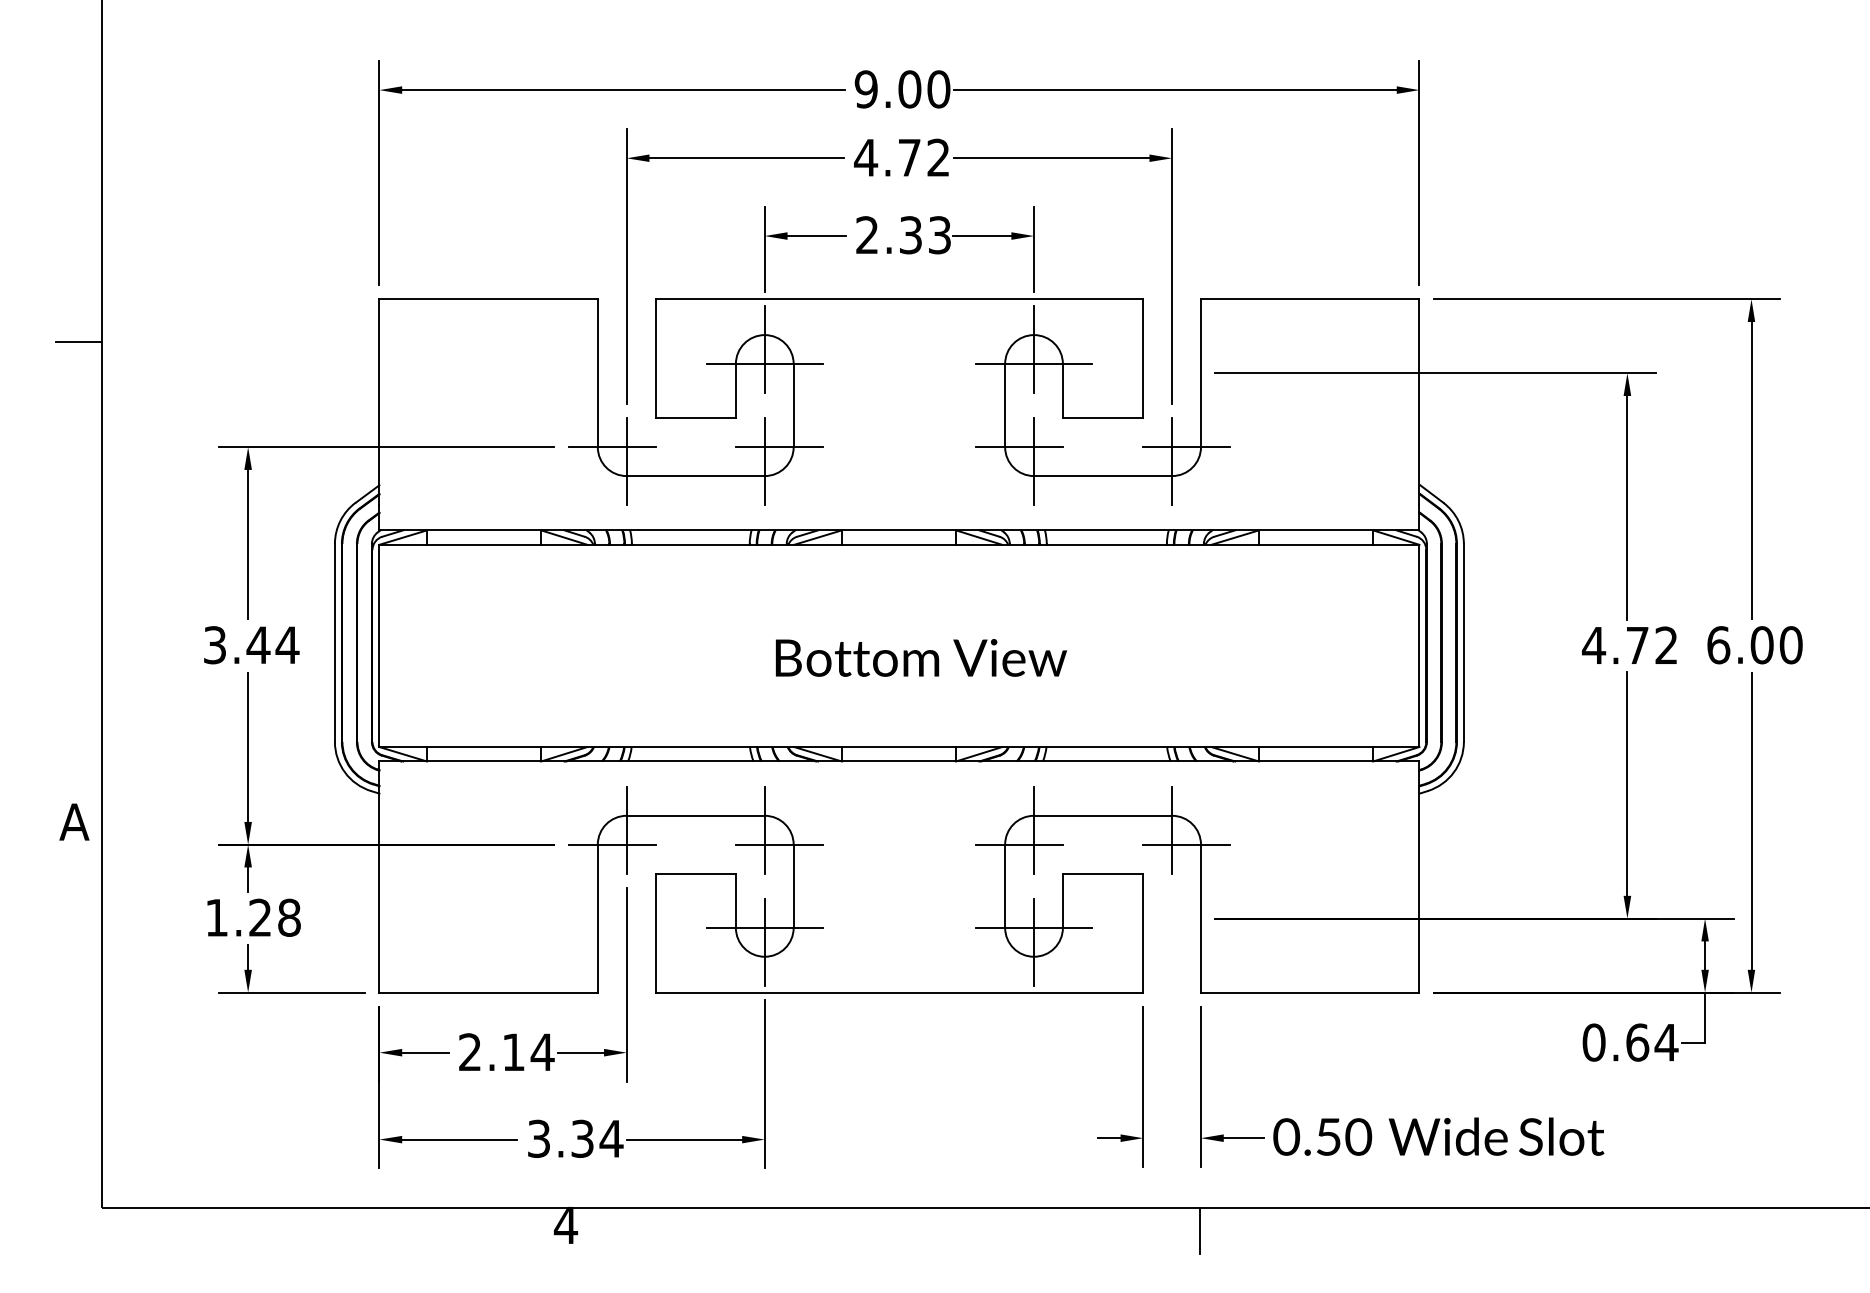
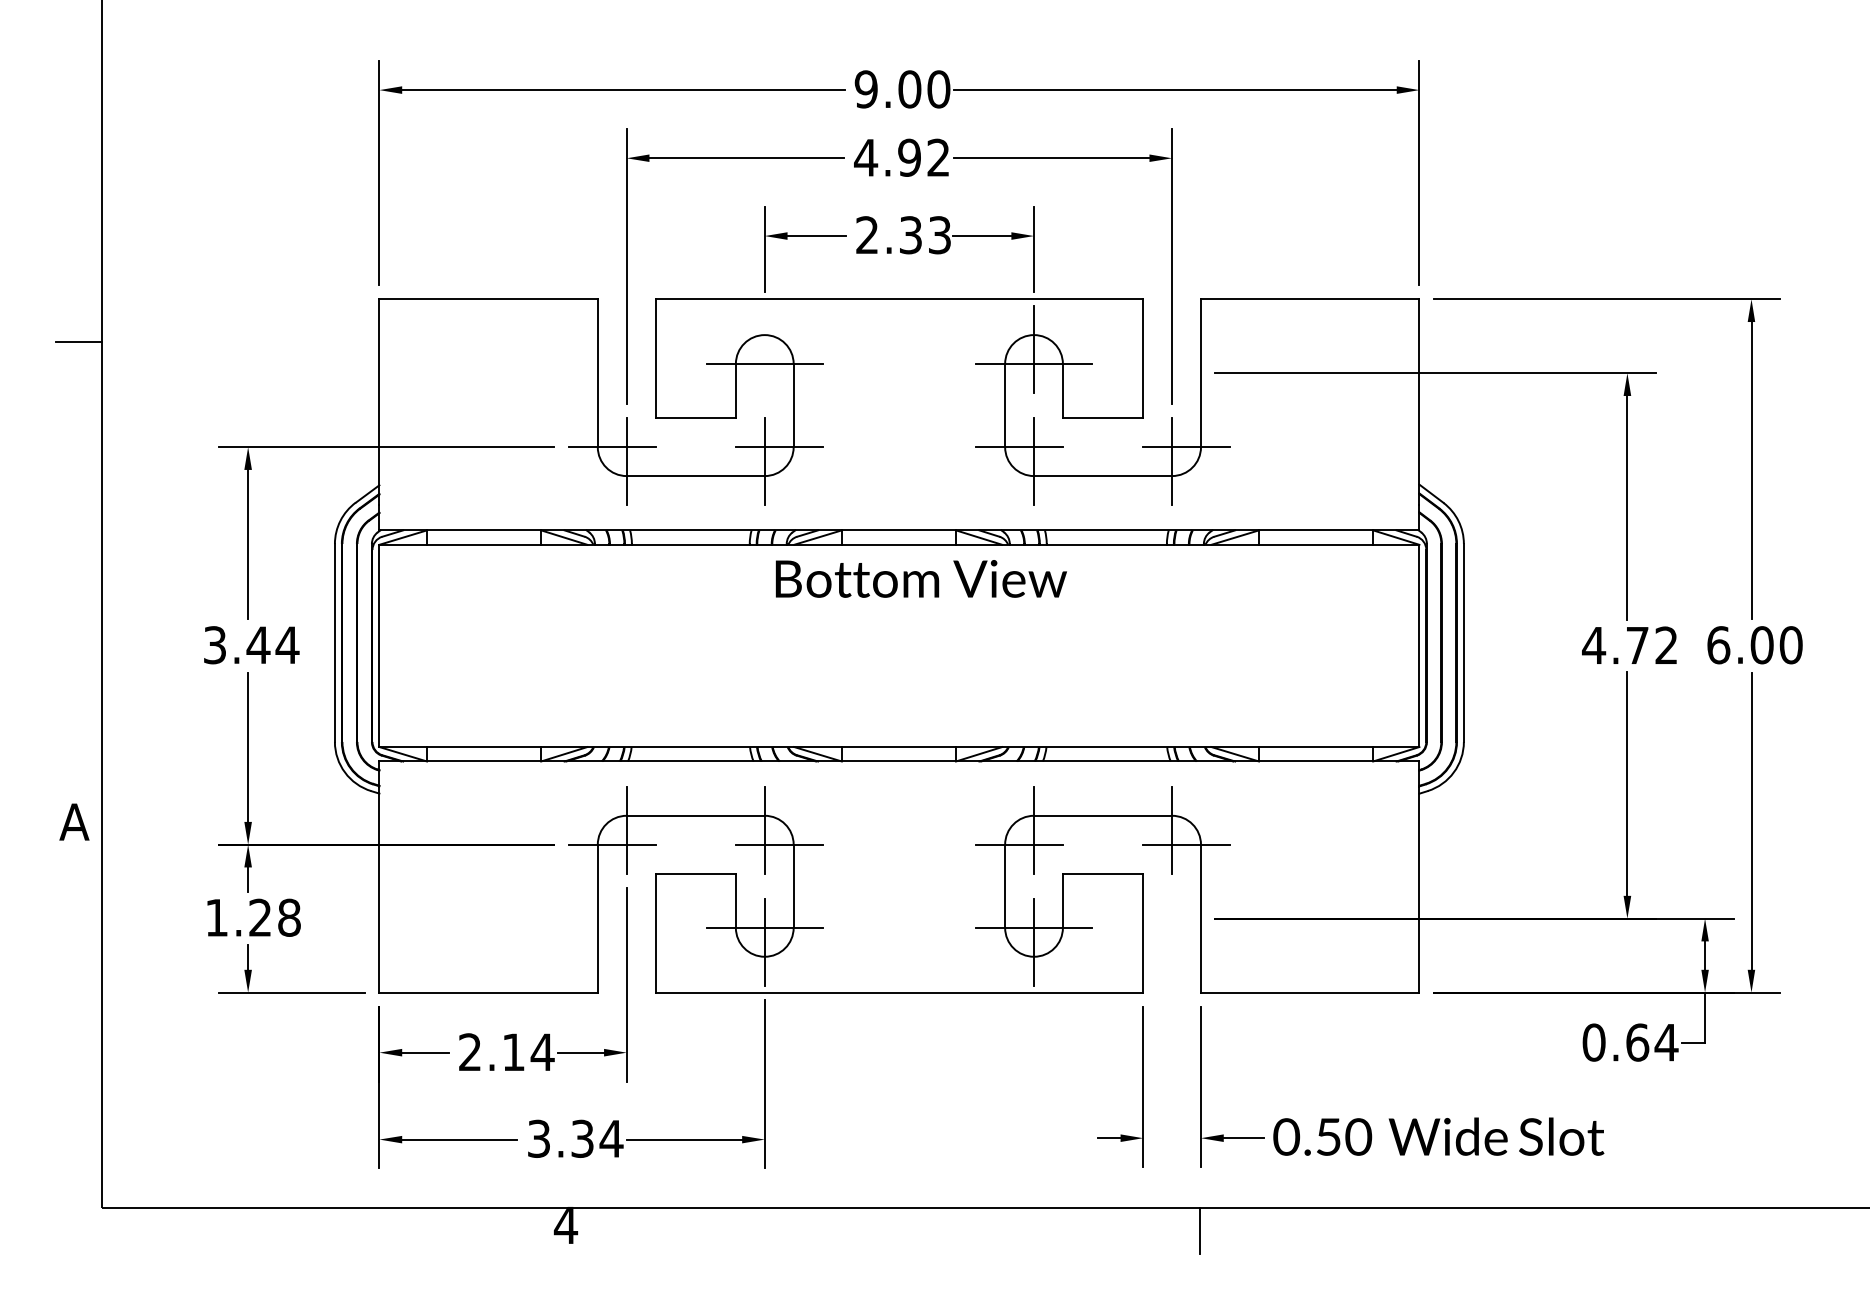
text: 4.72 -> 4.92 (909, 157)
line: present -> none (764, 349)
text position: (920, 657) -> (920, 578) (920, 578)
